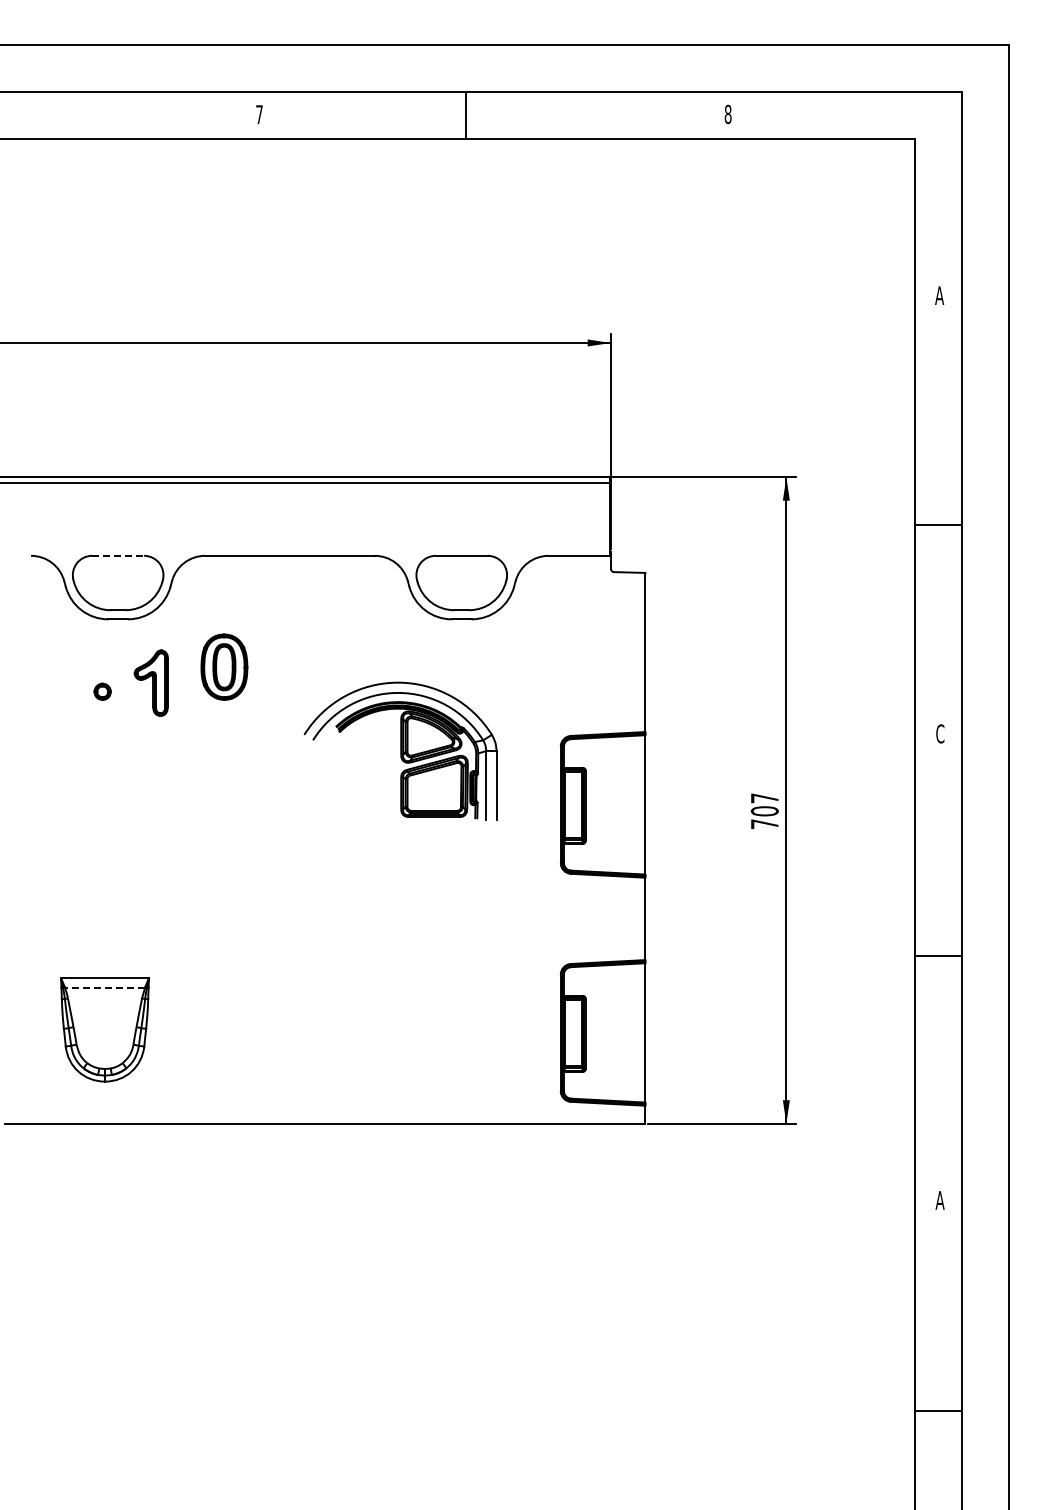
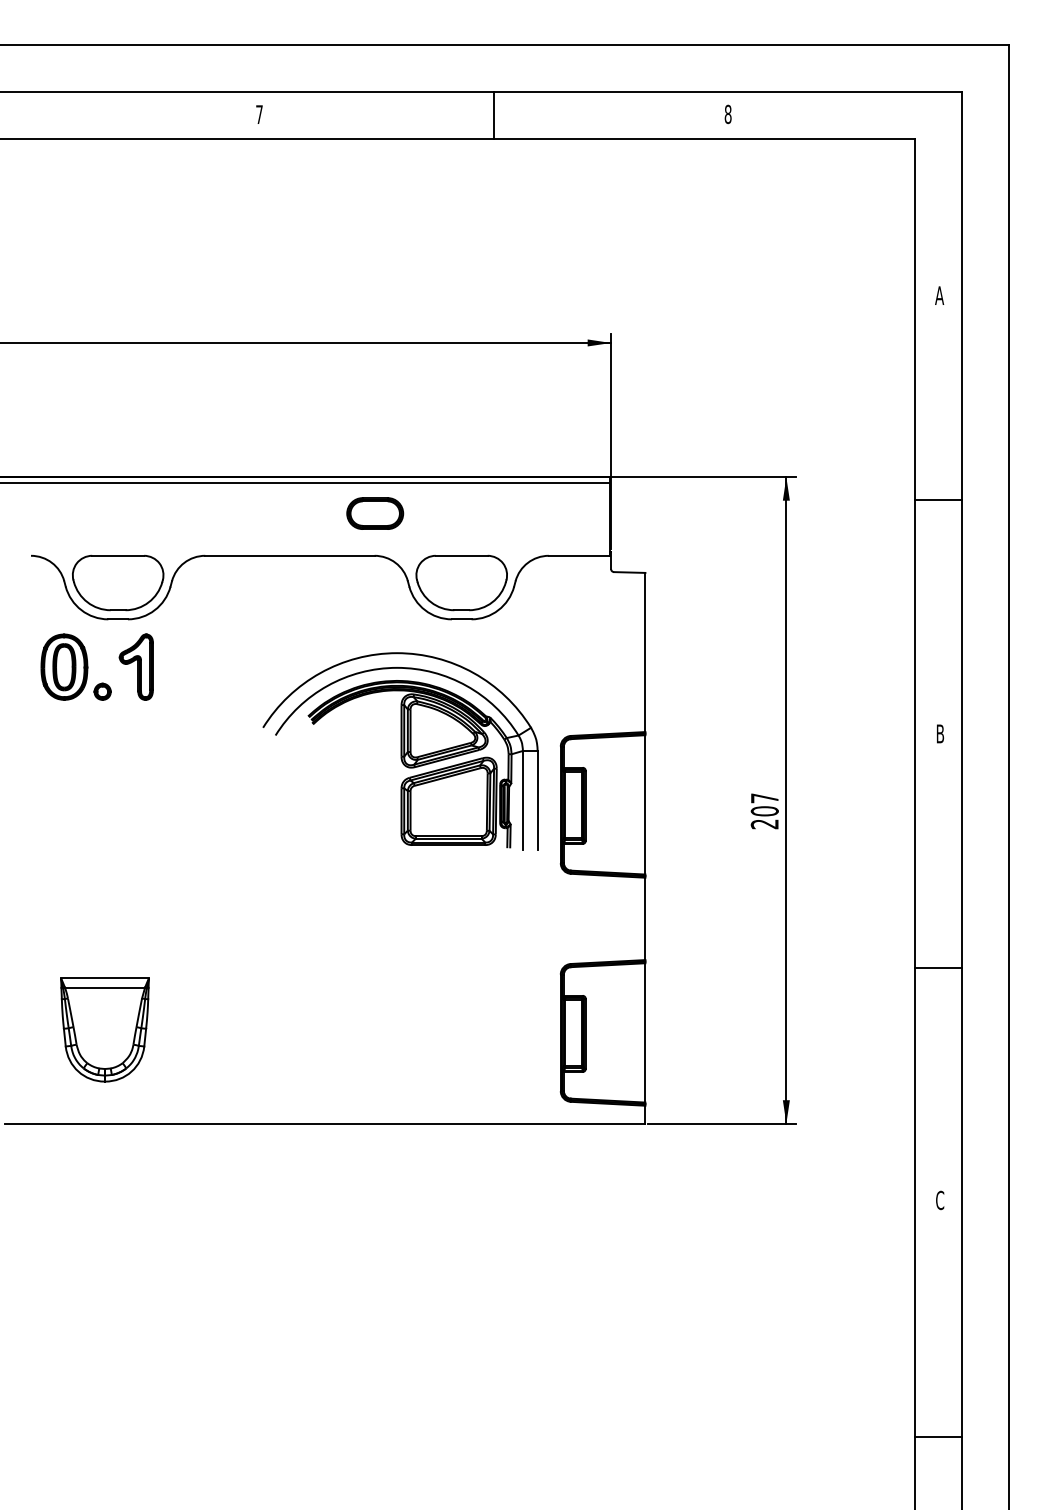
line position: (465, 115) -> (493, 115) (493, 115)
part: none -> present (375, 513)
line position: (938, 524) -> (938, 499) (938, 499)
line: dashed -> solid (118, 555)
part position: (224, 666) -> (64, 666) (64, 666)
part position: (150, 682) -> (135, 666) (135, 666)
text: C -> B (940, 733)
part size: 195x140 px -> 277x199 px (400, 751)
text: 707 -> 207 (764, 824)
line position: (938, 956) -> (938, 968) (938, 968)
line: dashed -> solid (105, 987)
text: A -> C (939, 1200)
line position: (938, 1410) -> (938, 1436) (938, 1436)
